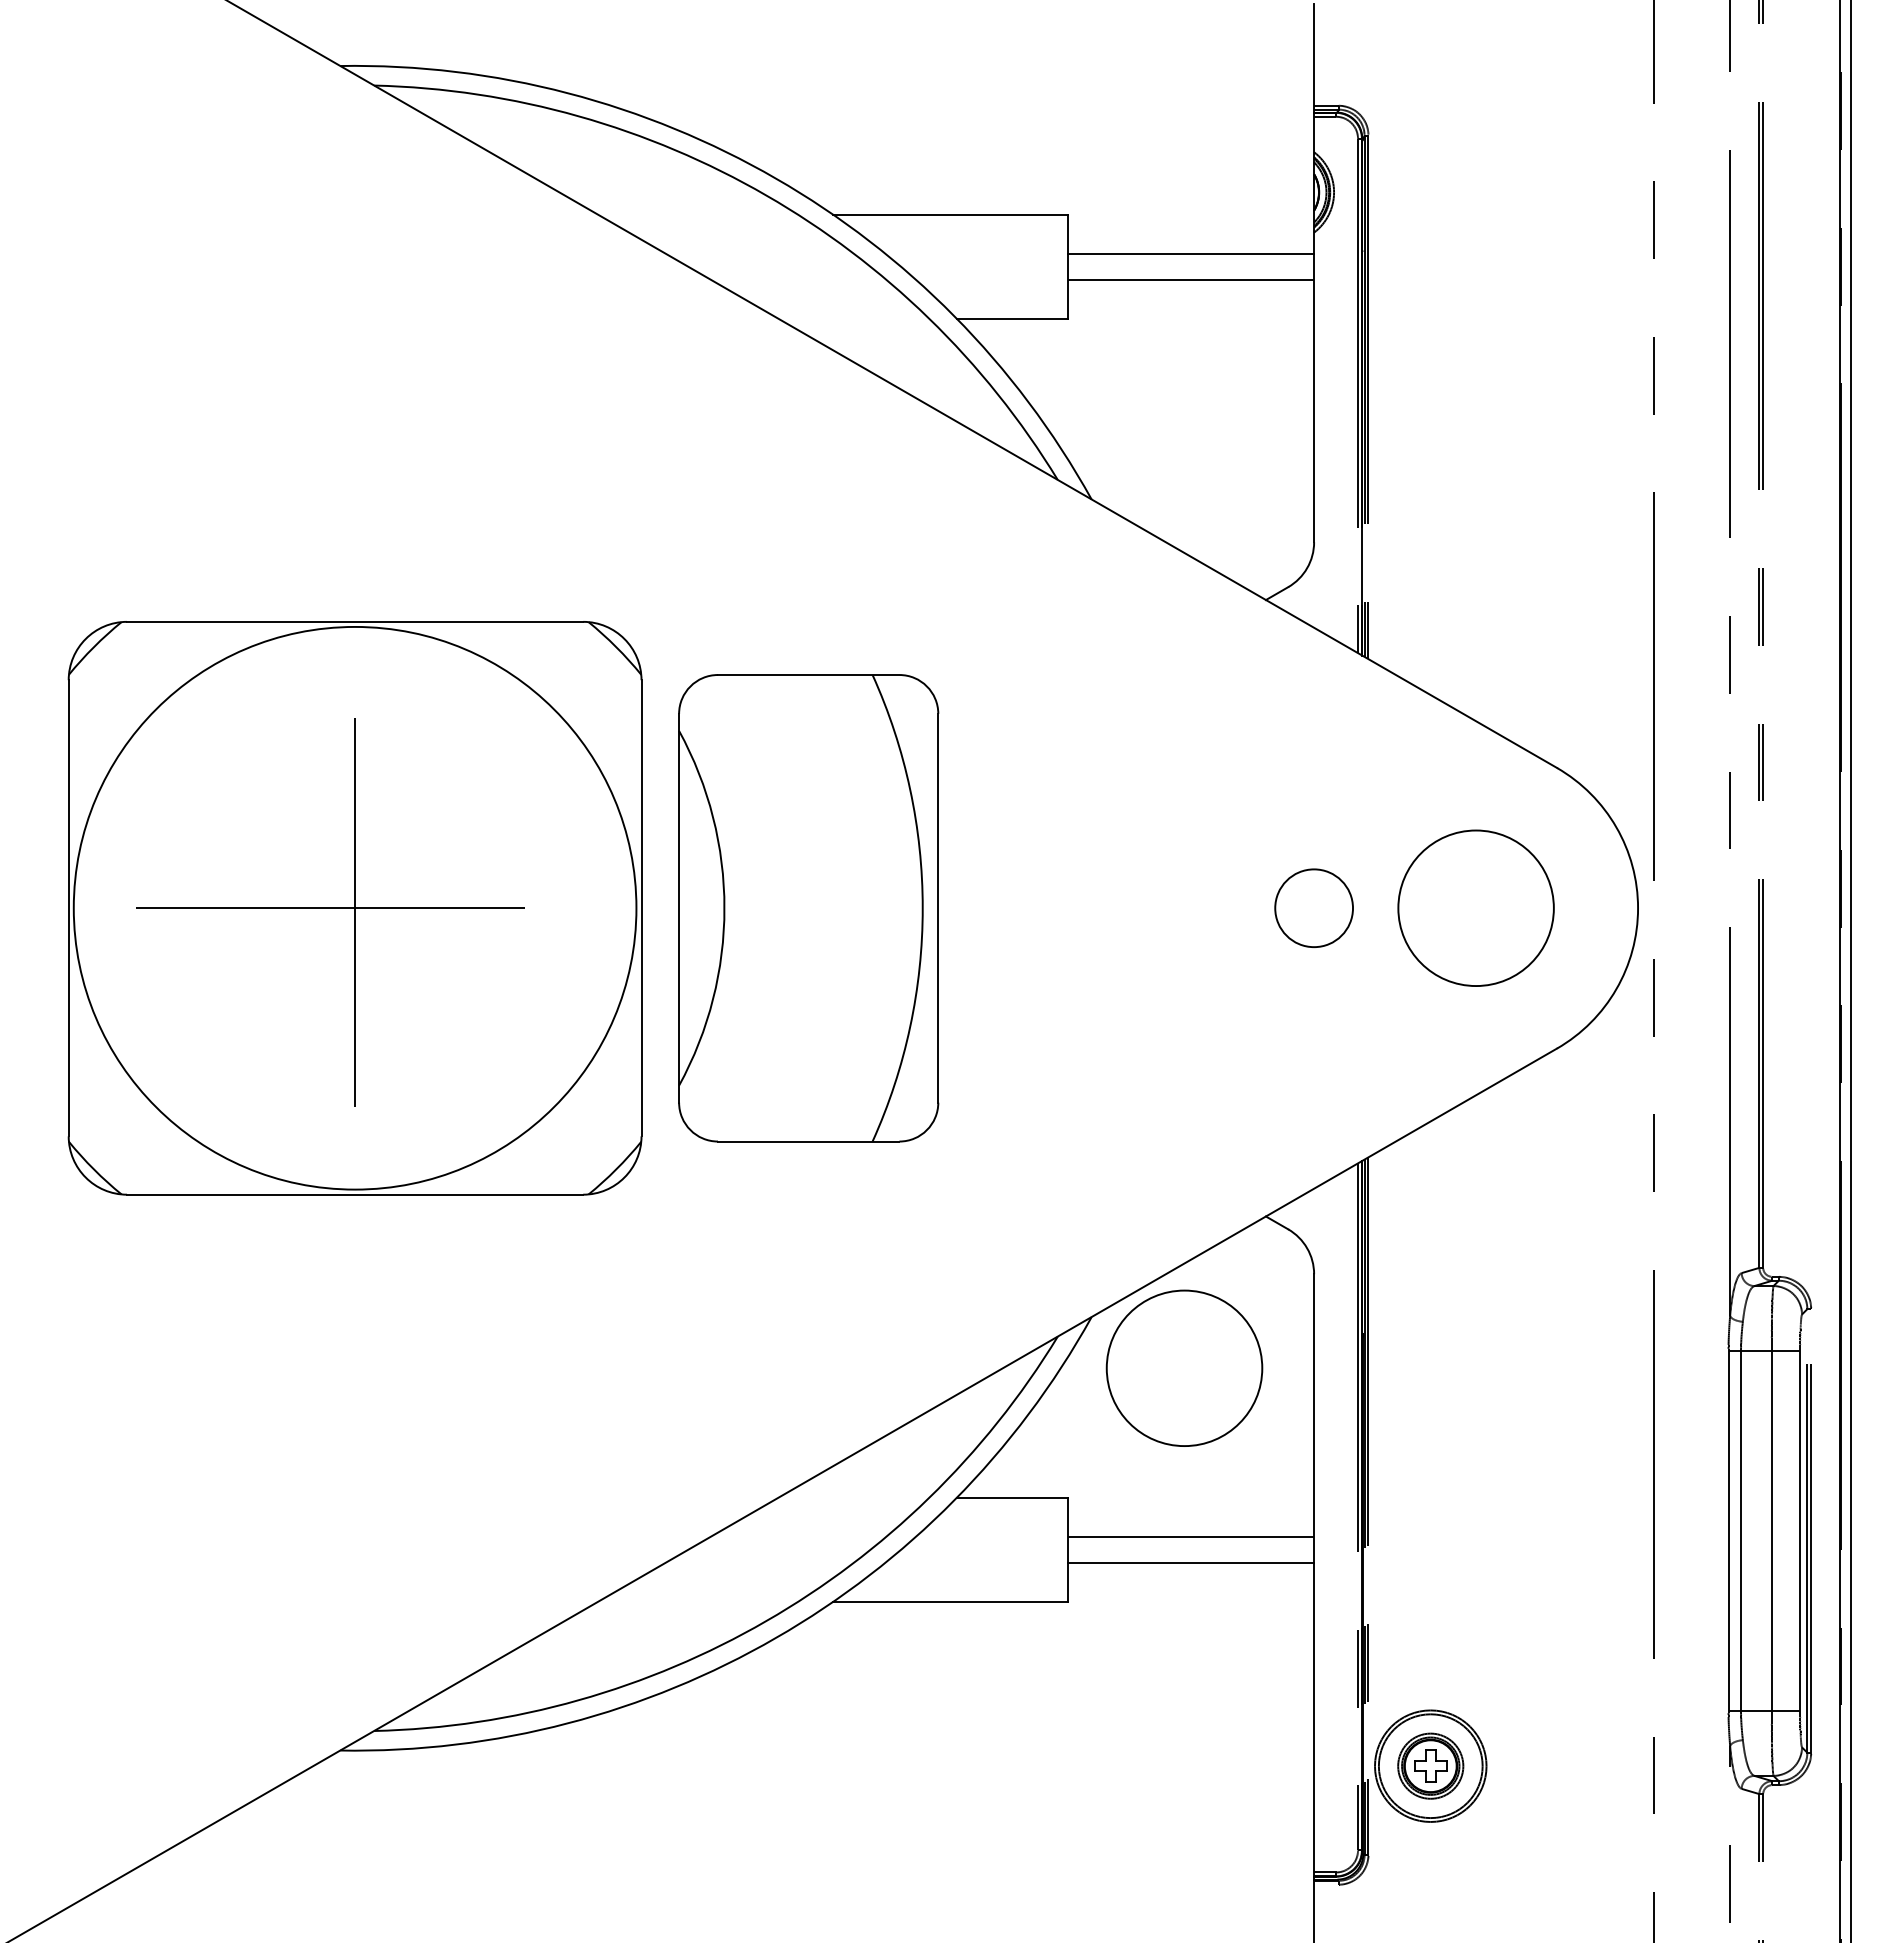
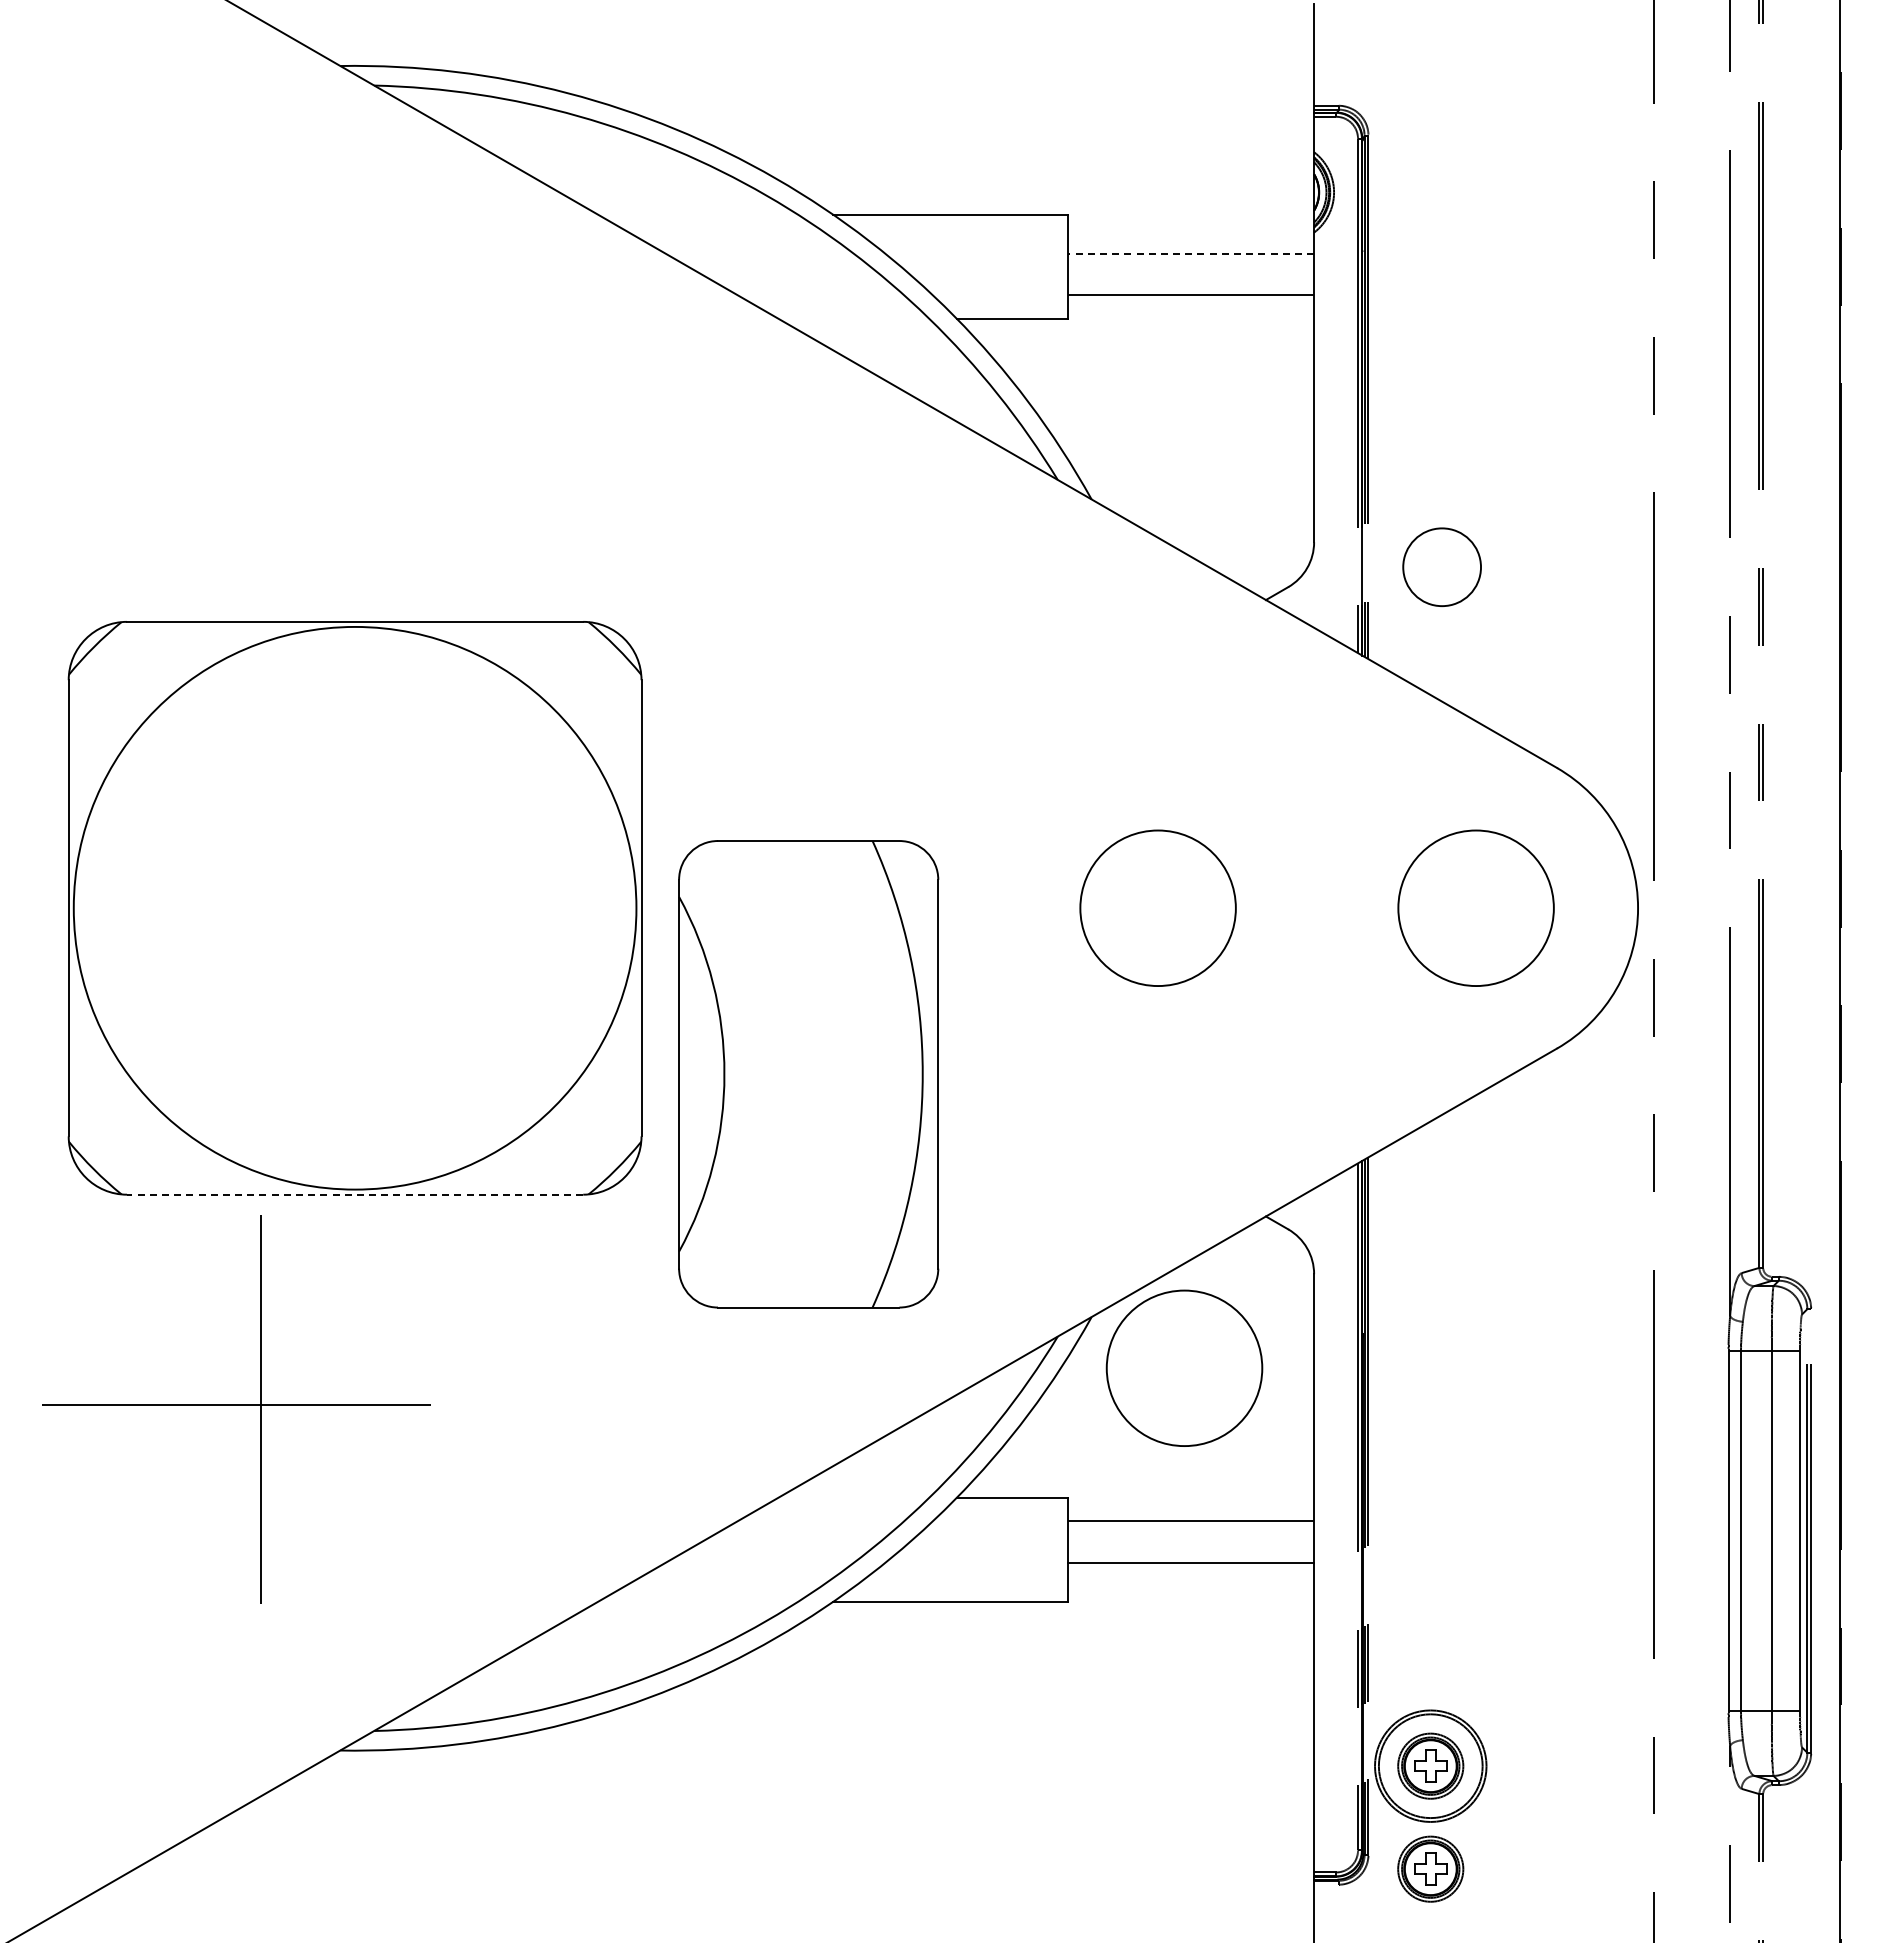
line: solid -> dashed (1190, 253)
line position: (1190, 279) -> (1190, 294) (1190, 294)
circle: none -> present (1157, 907)
circle position: (1313, 907) -> (1441, 566) (1441, 566)
part position: (808, 908) -> (808, 1074) (808, 1074)
part position: (330, 912) -> (236, 1409) (236, 1409)
line: present -> none (1850, 970)
line: solid -> dashed (354, 1194)
line position: (1190, 1536) -> (1190, 1520) (1190, 1520)
part: none -> present (1430, 1868)
